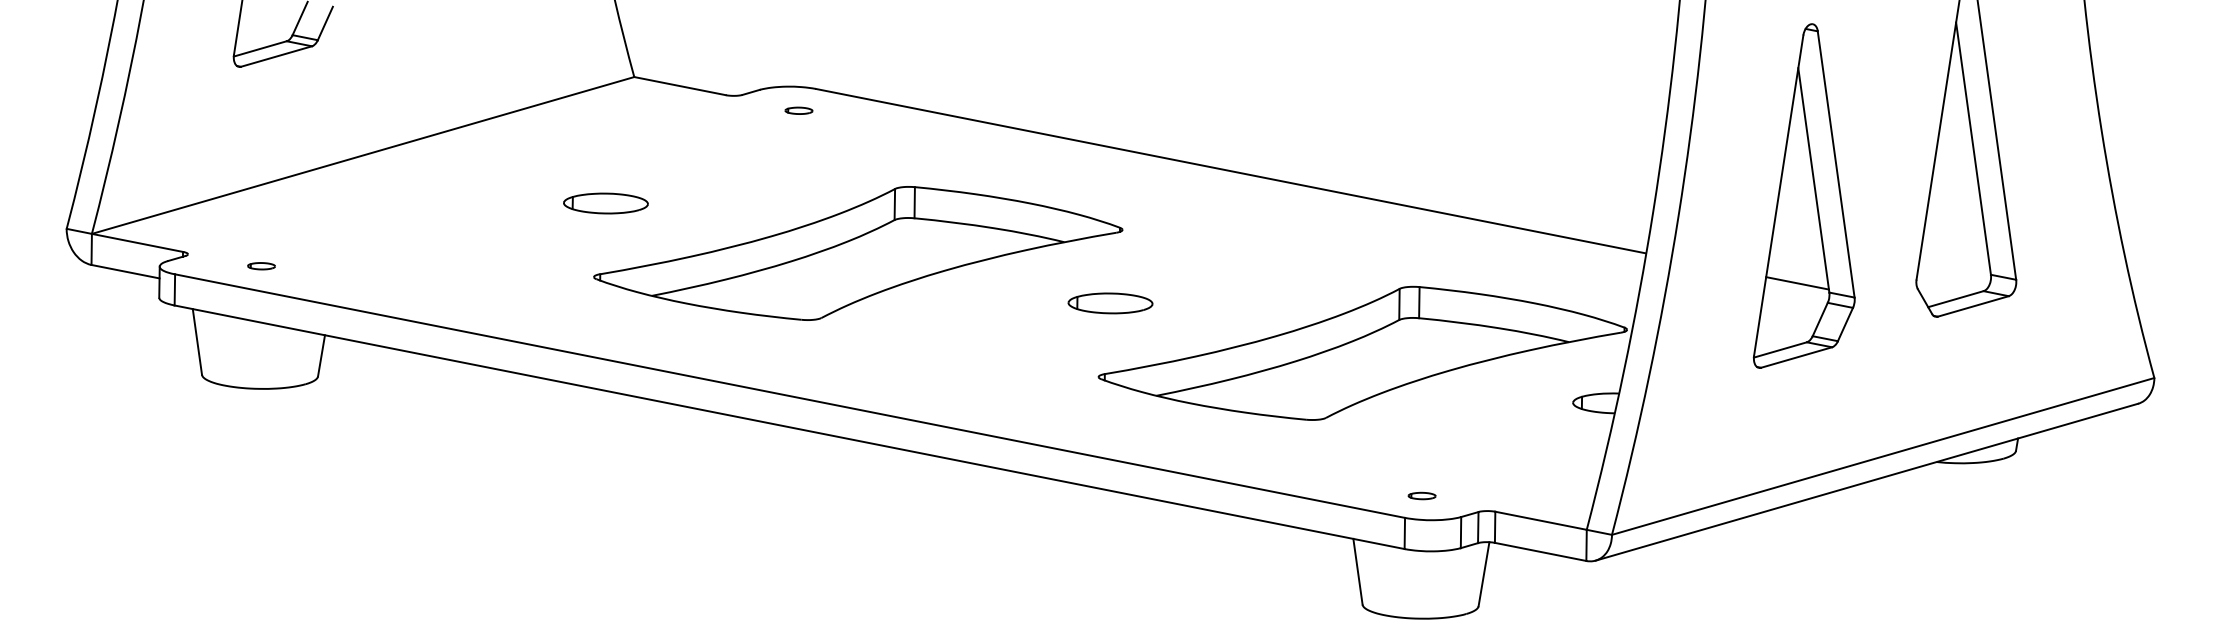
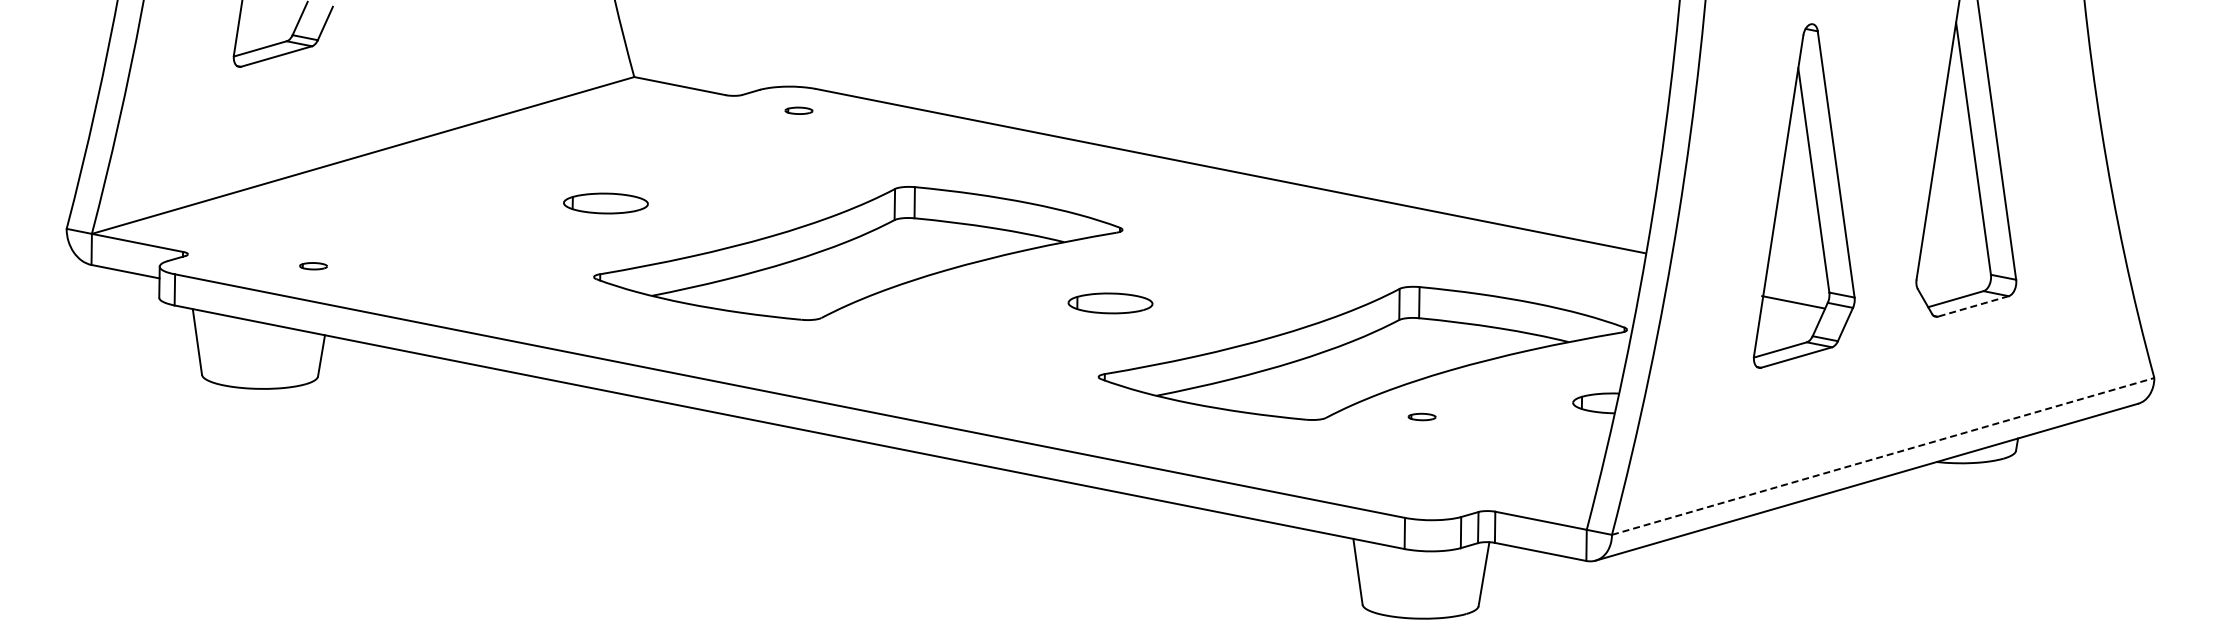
part position: (261, 266) -> (313, 266) (313, 266)
line position: (1797, 283) -> (1793, 302) (1793, 302)
line: solid -> dashed (1973, 306)
line: solid -> dashed (1883, 456)
part position: (1421, 495) -> (1421, 416) (1421, 416)
